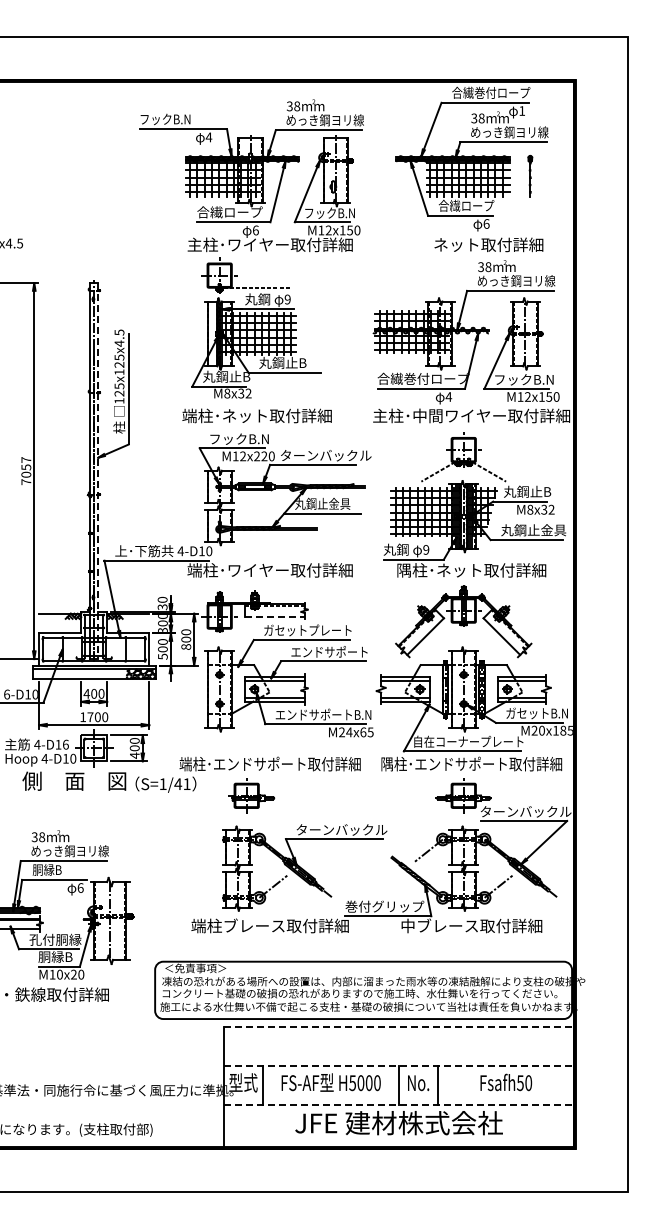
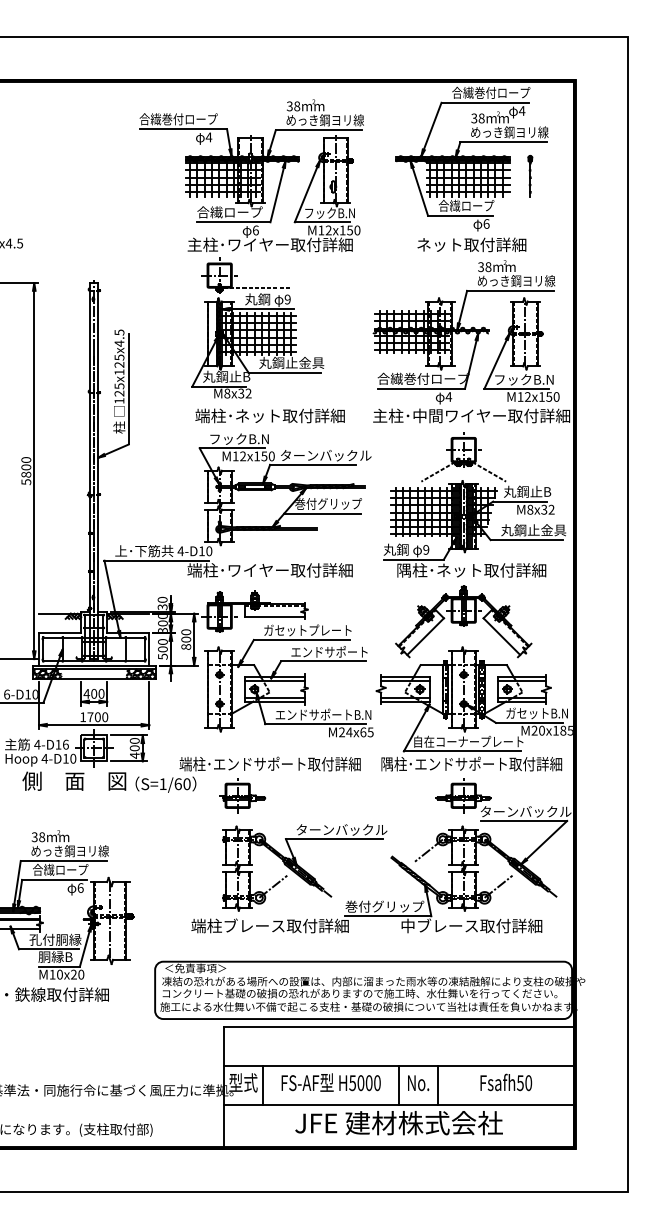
text: 1 -> 4 (521, 110)
text: フックB.N -> 合繊巻付ロープ (178, 119)
text position: (488, 244) -> (471, 244) (471, 244)
text: 丸鋼止B -> 丸鋼止金具 (311, 362)
text position: (256, 415) -> (269, 415) (269, 415)
text: M12x220 -> M12x150 (260, 456)
text: 7057 -> 5800 (26, 471)
line: dashed -> solid (98, 471)
text: 丸鋼止金具 -> 巻付グリップ (328, 503)
line: dashed -> solid (274, 617)
hatch: none -> present (46, 673)
text: S=1/41 -> S=1/60 (182, 784)
part position: (251, 795) -> (242, 795) (242, 795)
text: 胴縁B -> 合繊ロープ (60, 869)
line: dashed -> solid (399, 1026)
line: dashed -> solid (399, 1065)
line: dashed -> solid (399, 1104)
